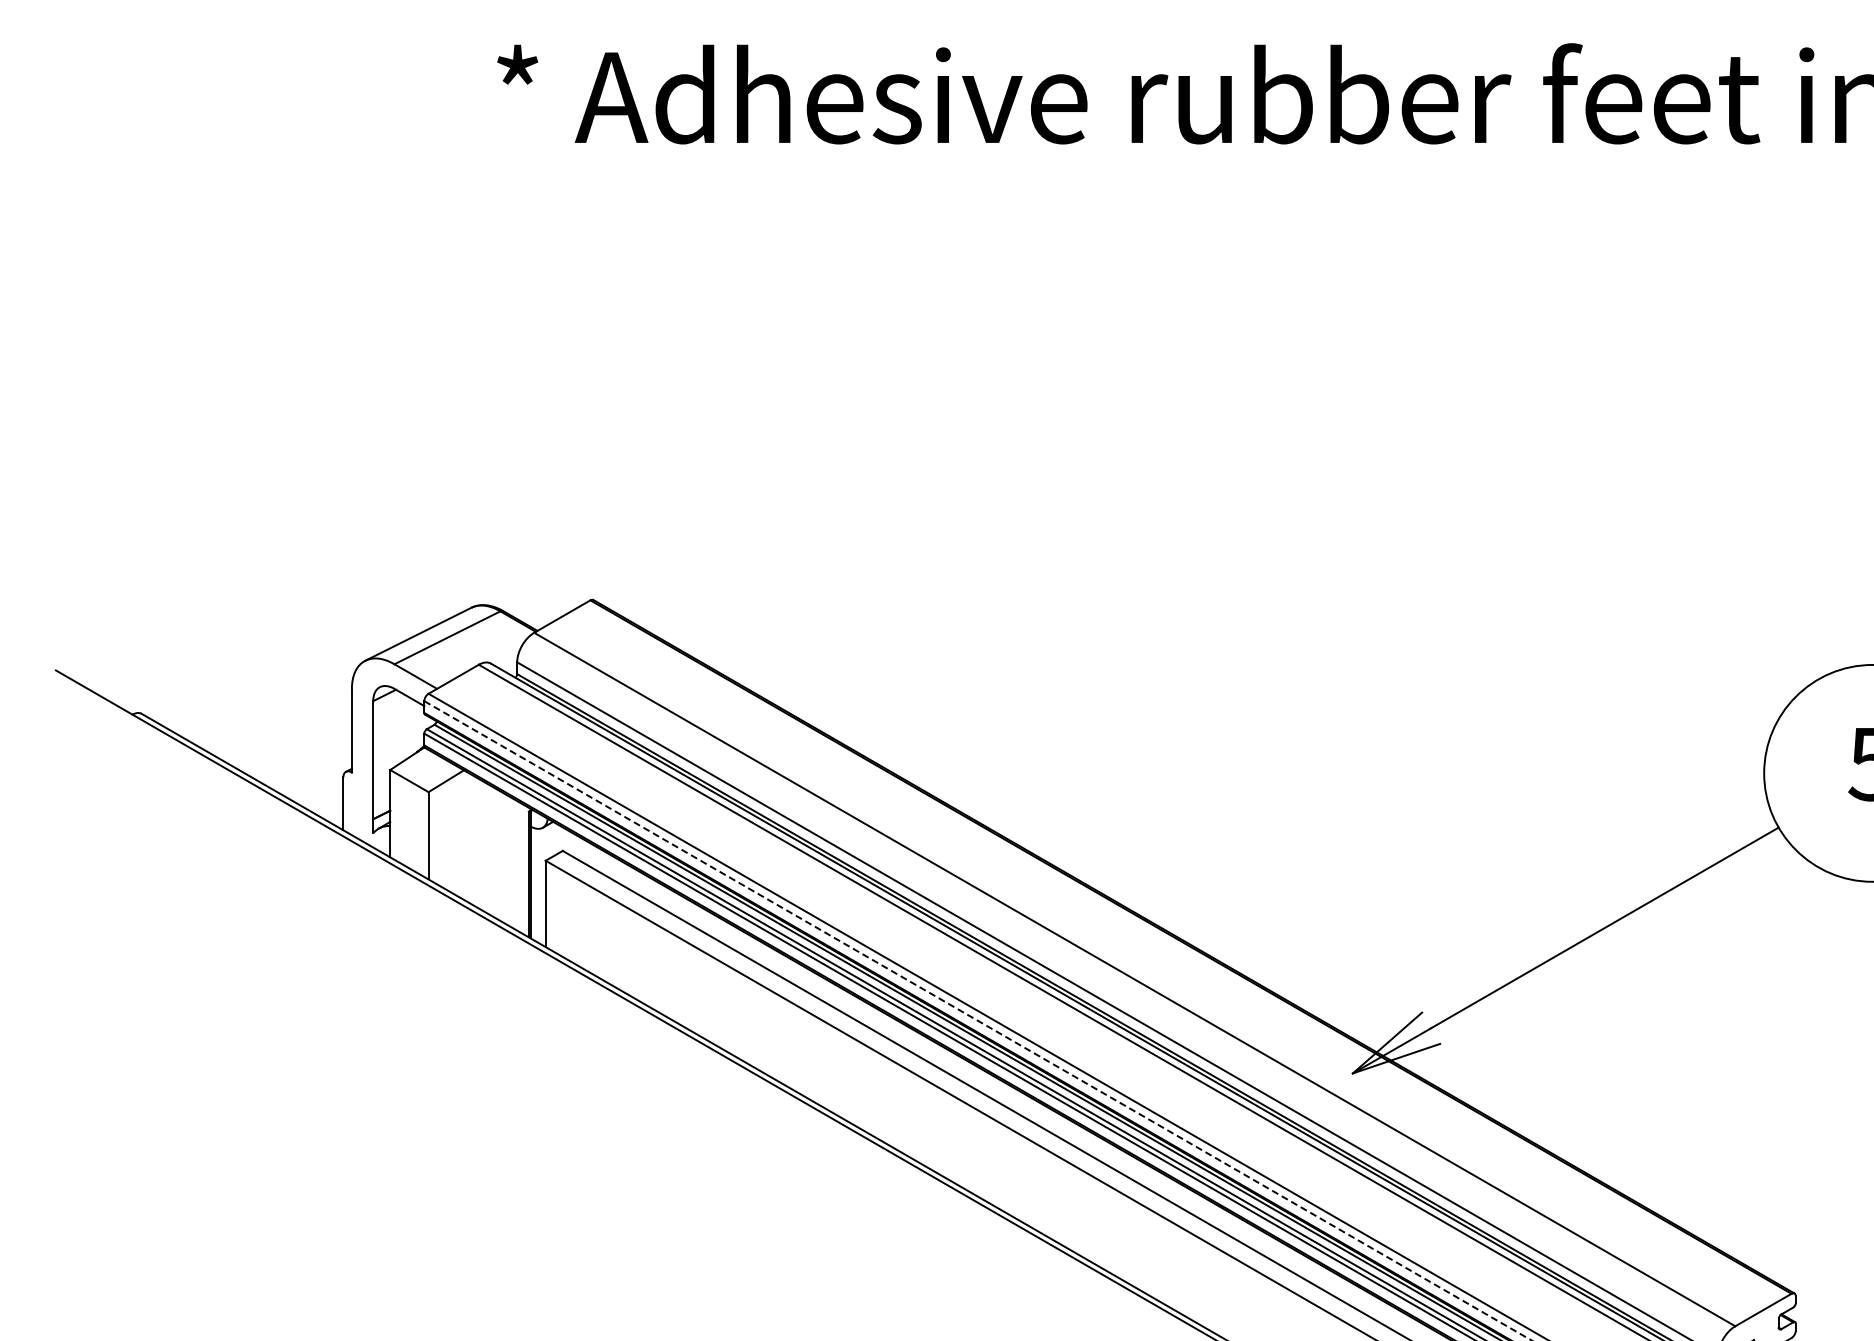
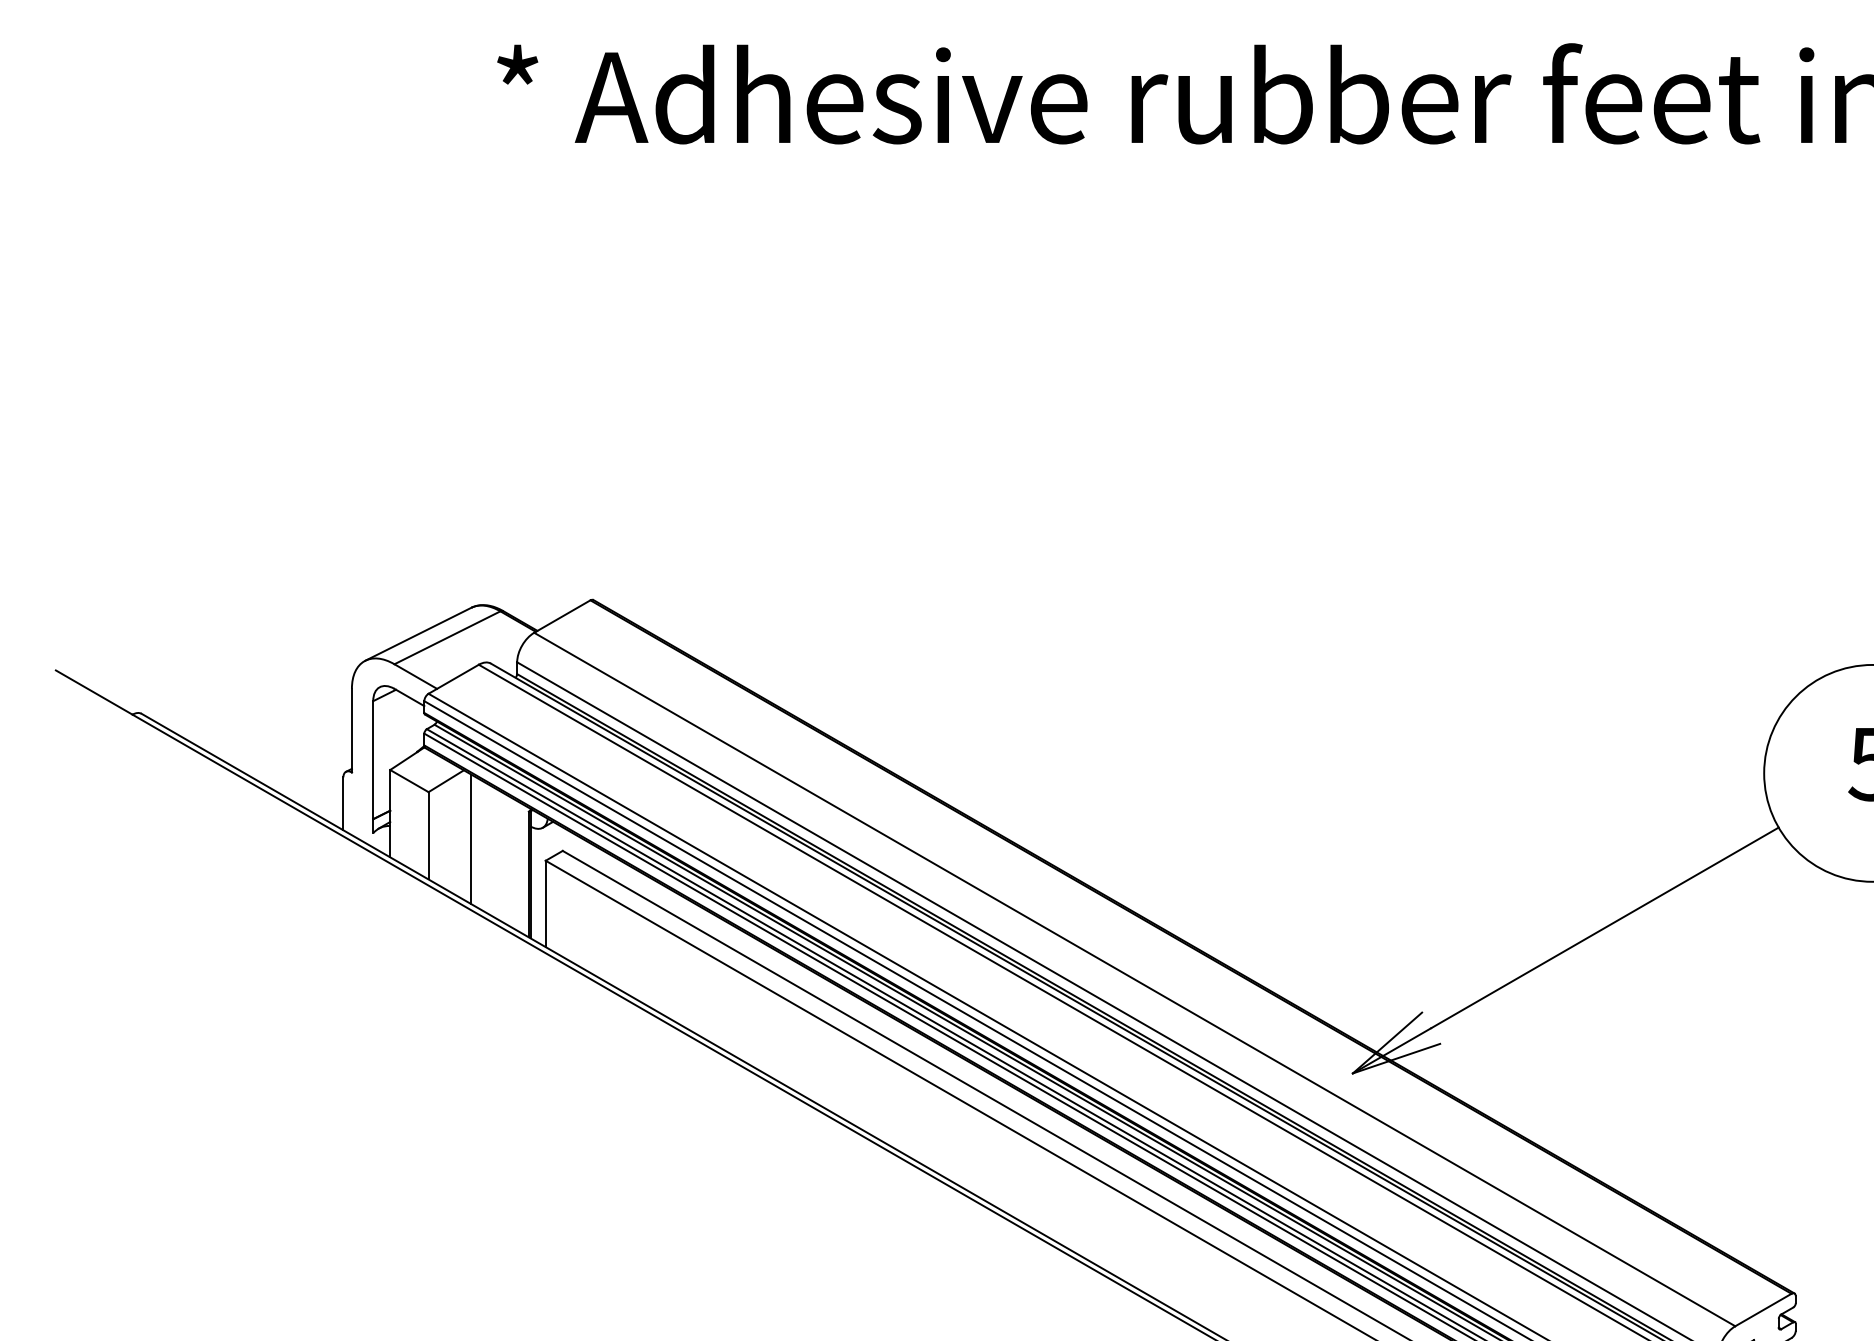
line: none -> present (471, 839)
line: dashed -> solid (978, 1021)
